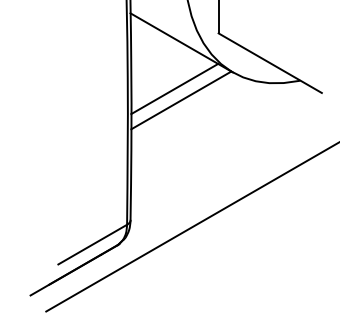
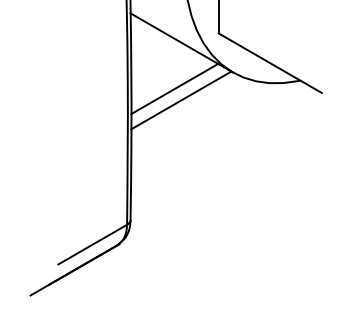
line: present -> none (191, 227)
